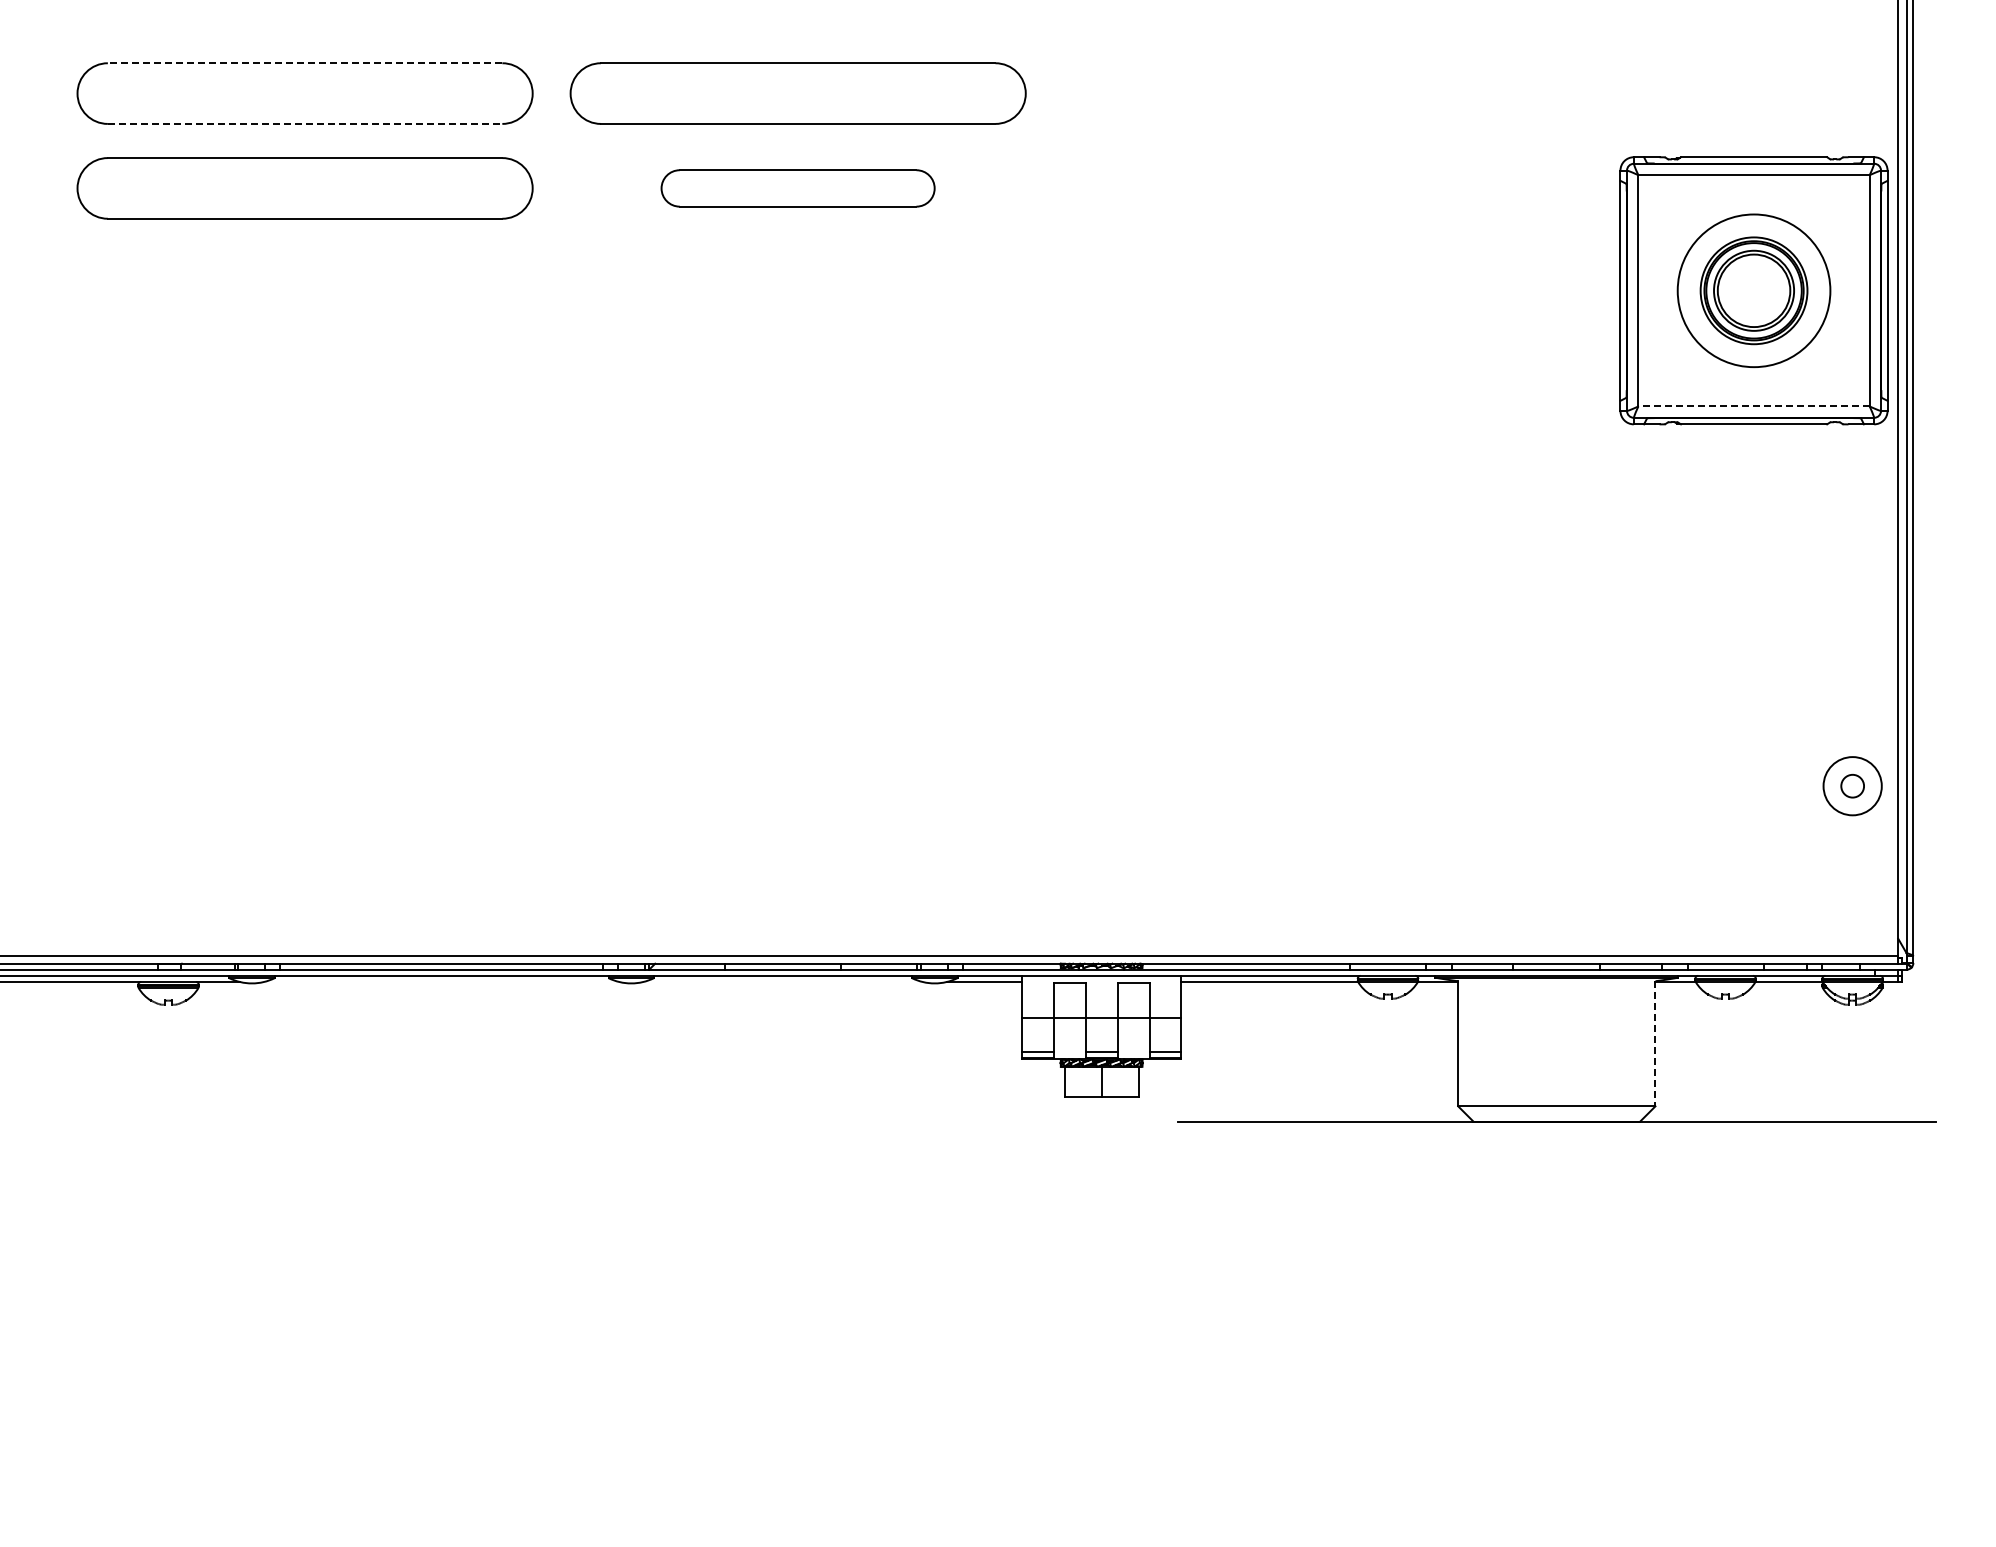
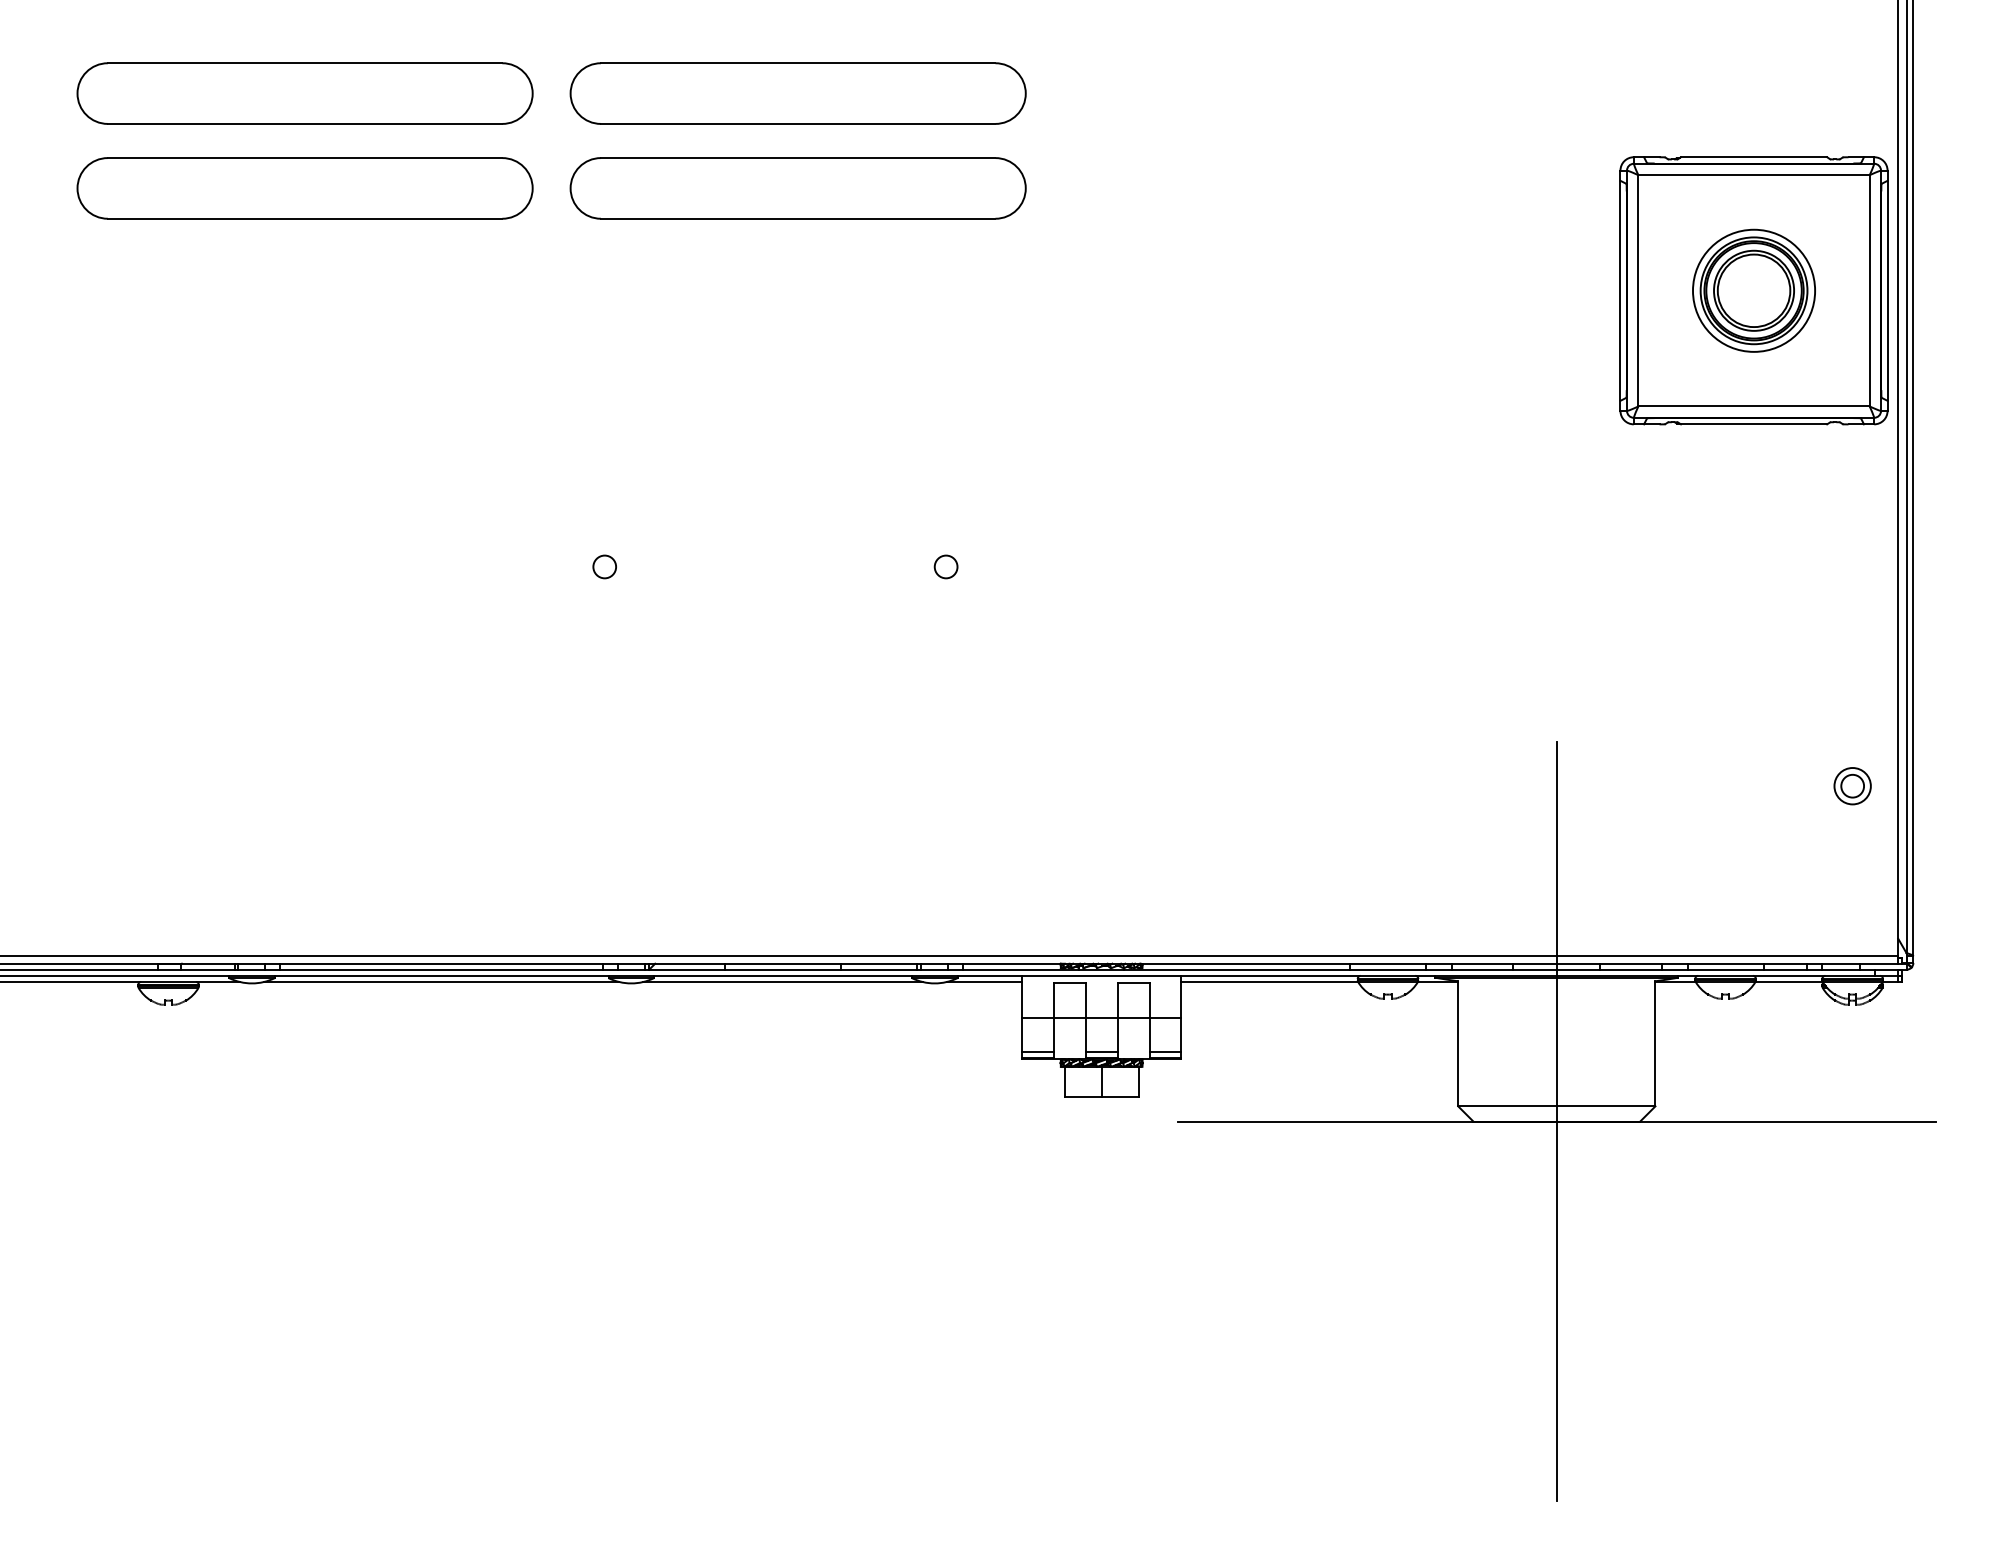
line: dashed -> solid (304, 63)
line: dashed -> solid (305, 123)
part size: 276x39 px -> 458x63 px (797, 188)
circle diameter: 153 px -> 122 px (1754, 290)
line: dashed -> solid (1754, 406)
circle: none -> present (604, 566)
circle: none -> present (945, 566)
circle diameter: 58 px -> 36 px (1852, 786)
line: none -> present (441, 981)
line: none -> present (782, 981)
line: dashed -> solid (1655, 1043)
line: none -> present (1556, 1121)
